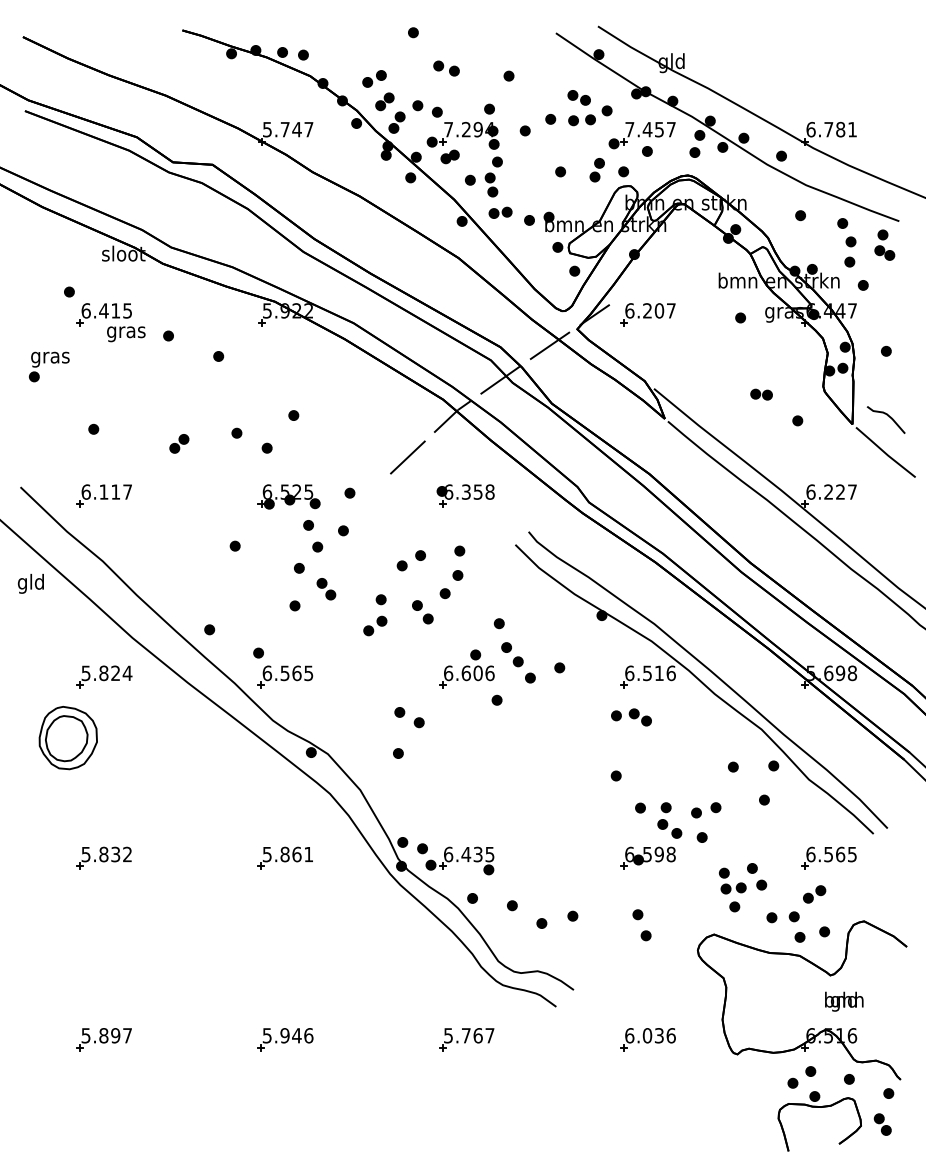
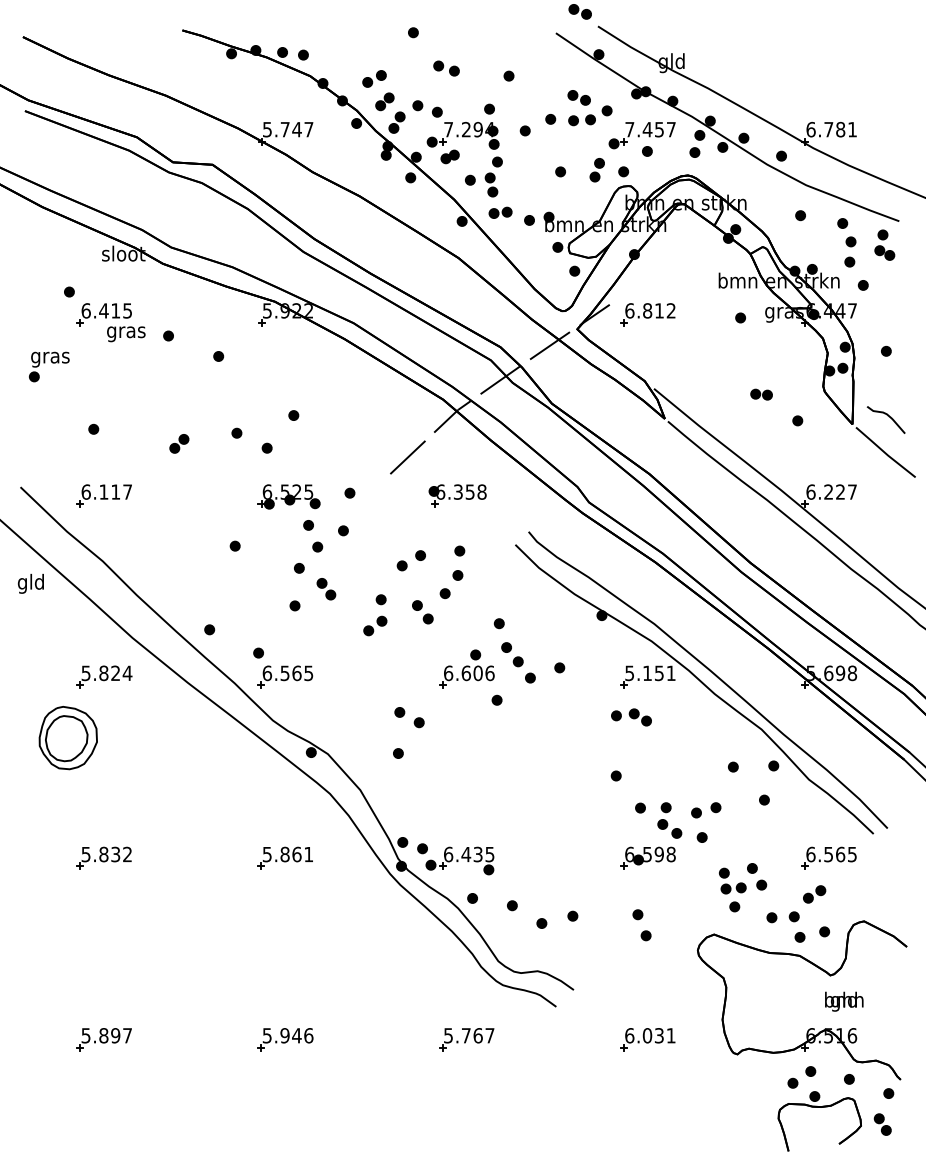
part: none -> present (579, 11)
text: 6.207 -> 6.812 (659, 310)
part position: (465, 495) -> (457, 495) (457, 495)
text: 6.516 -> 5.151 (650, 673)
text: 6.036 -> 6.031 (670, 1035)
